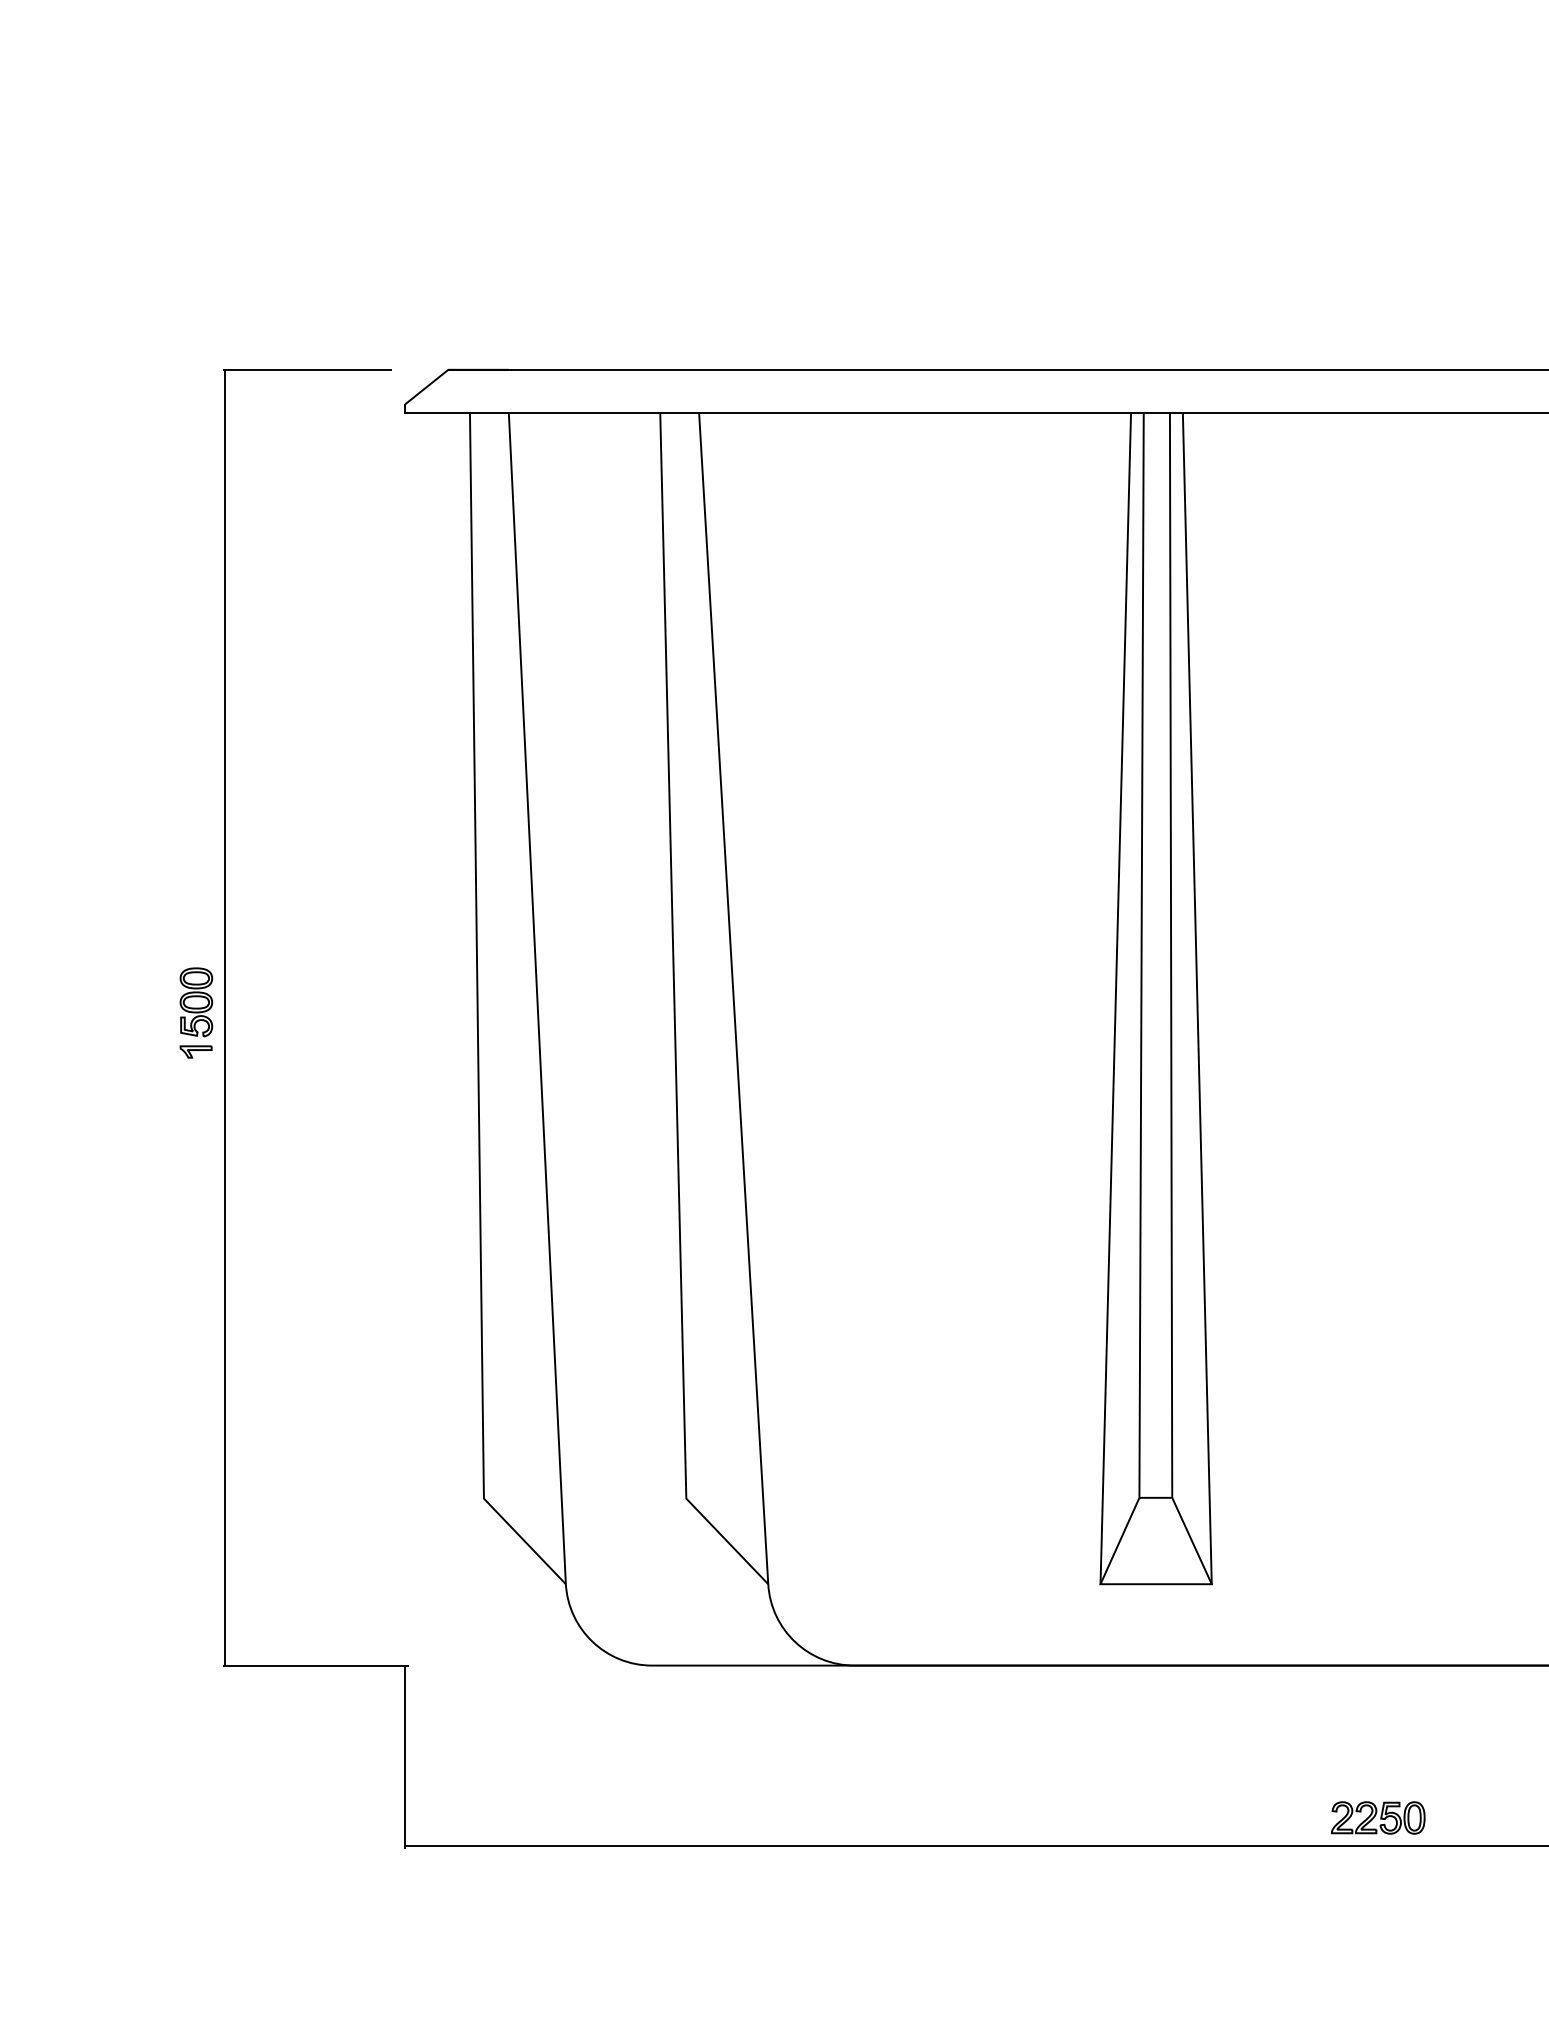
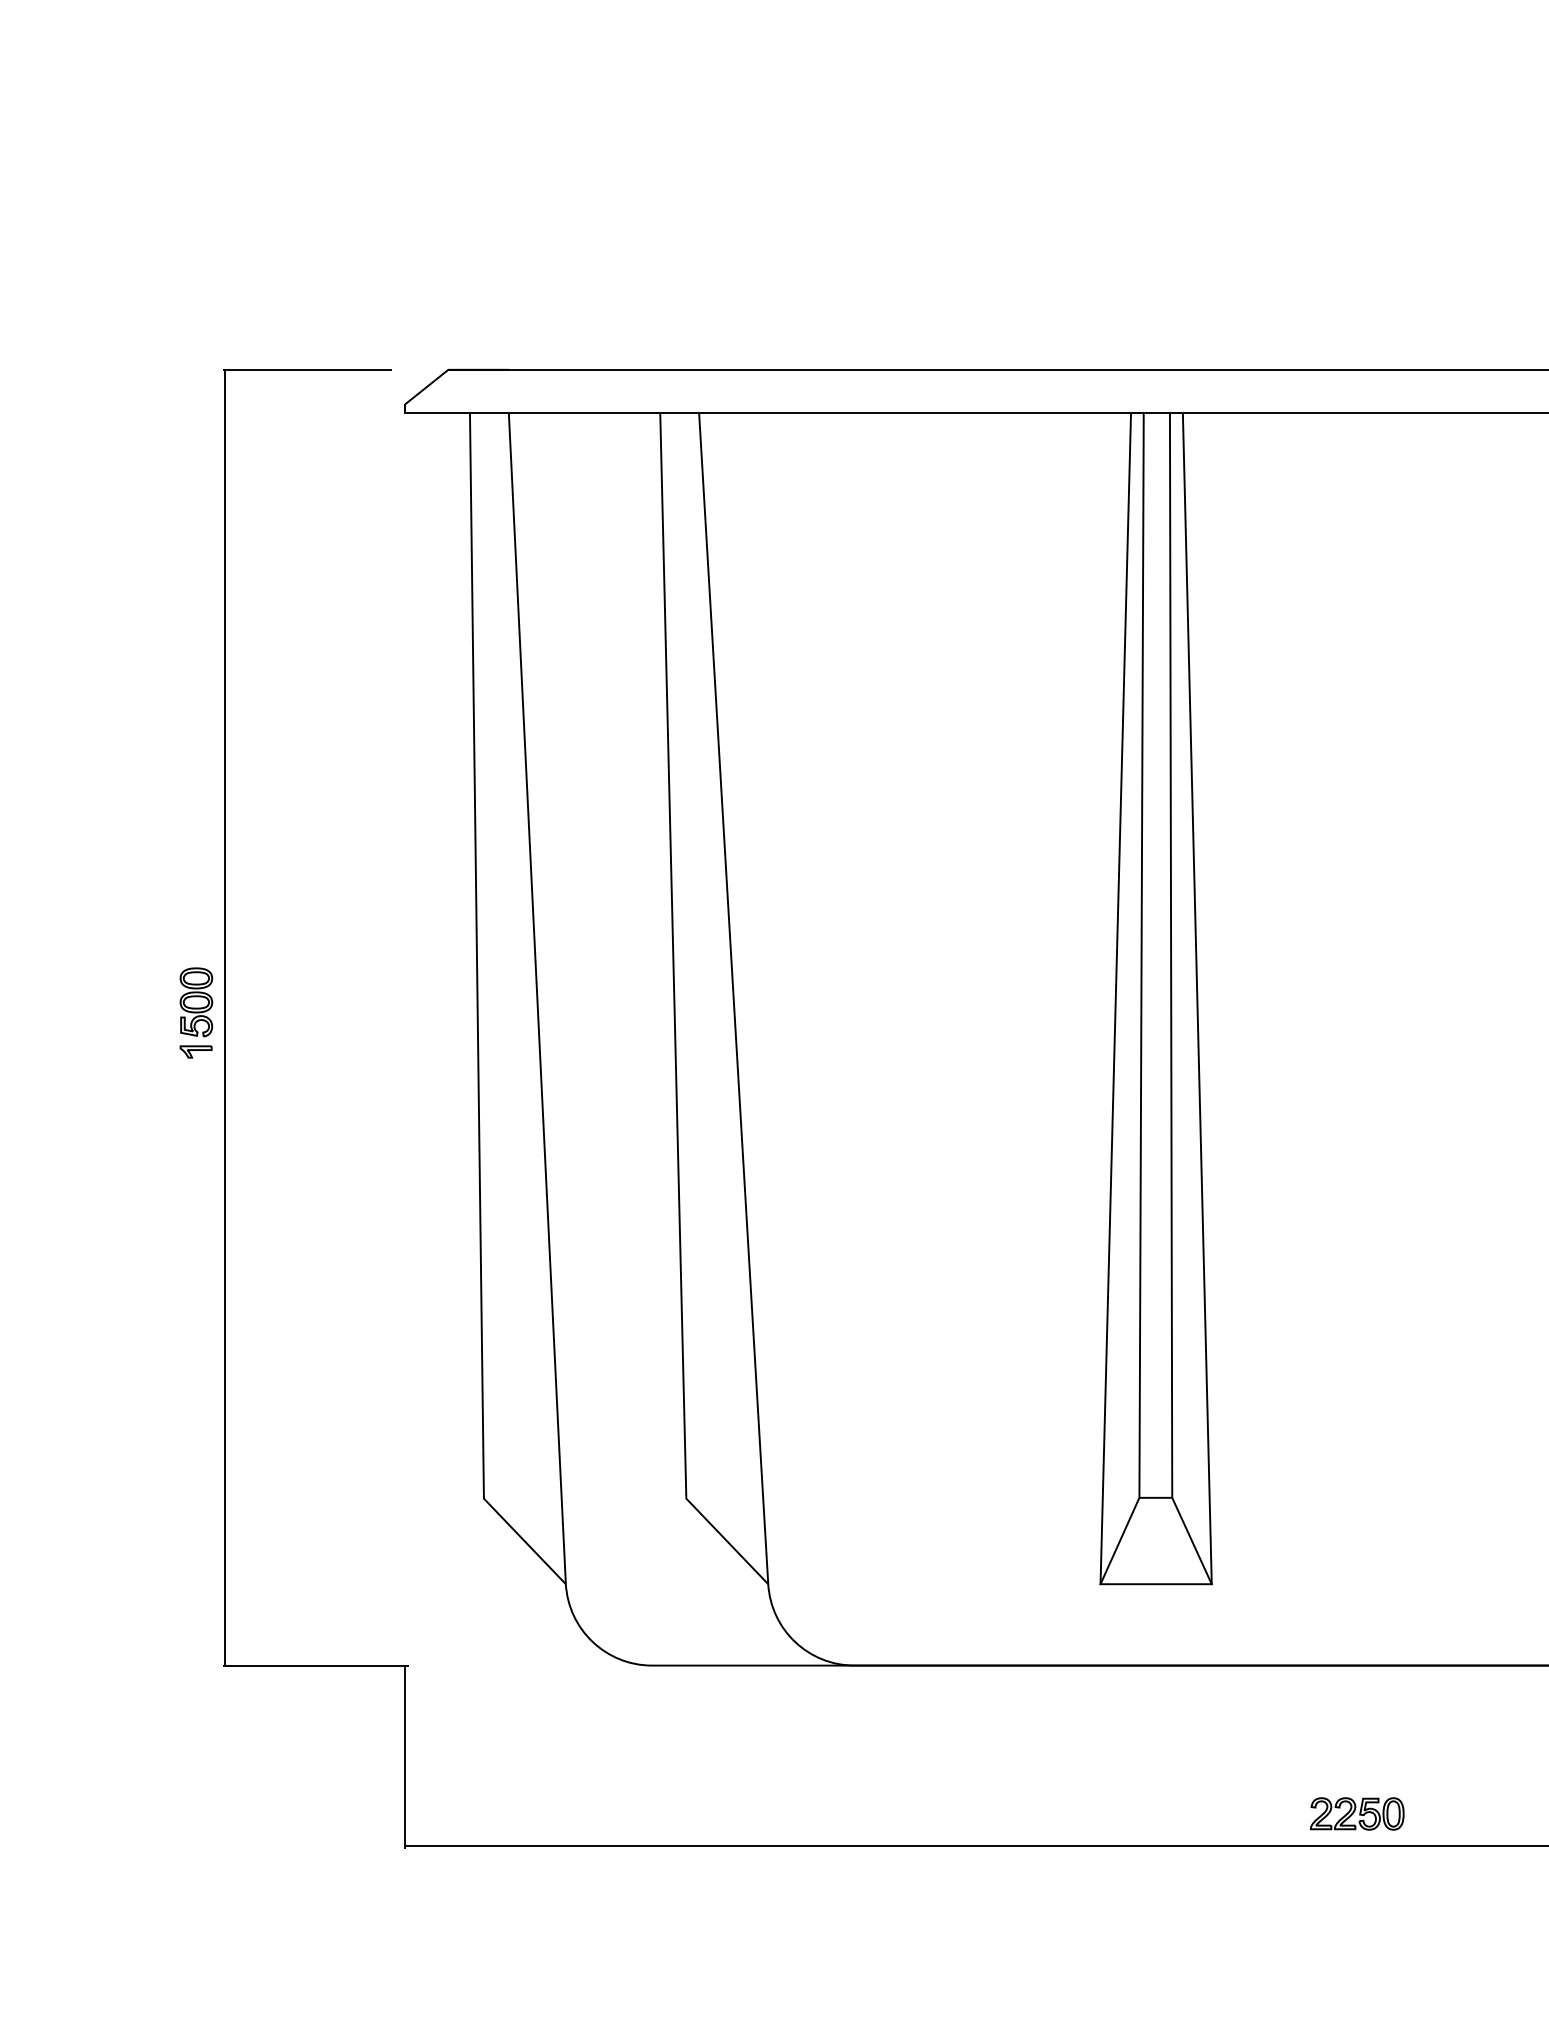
part position: (1378, 1817) -> (1357, 1813) (1357, 1813)
